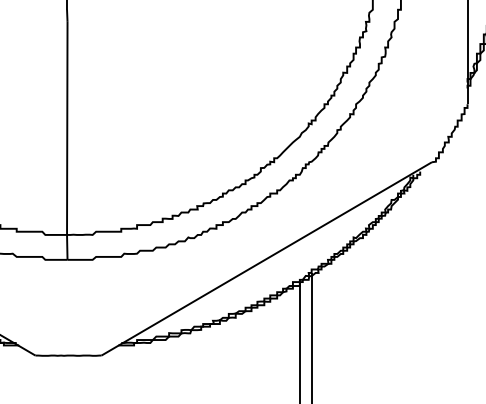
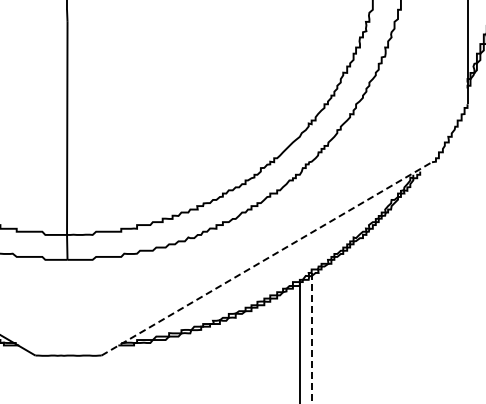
line: solid -> dashed (267, 258)
line: solid -> dashed (311, 338)
